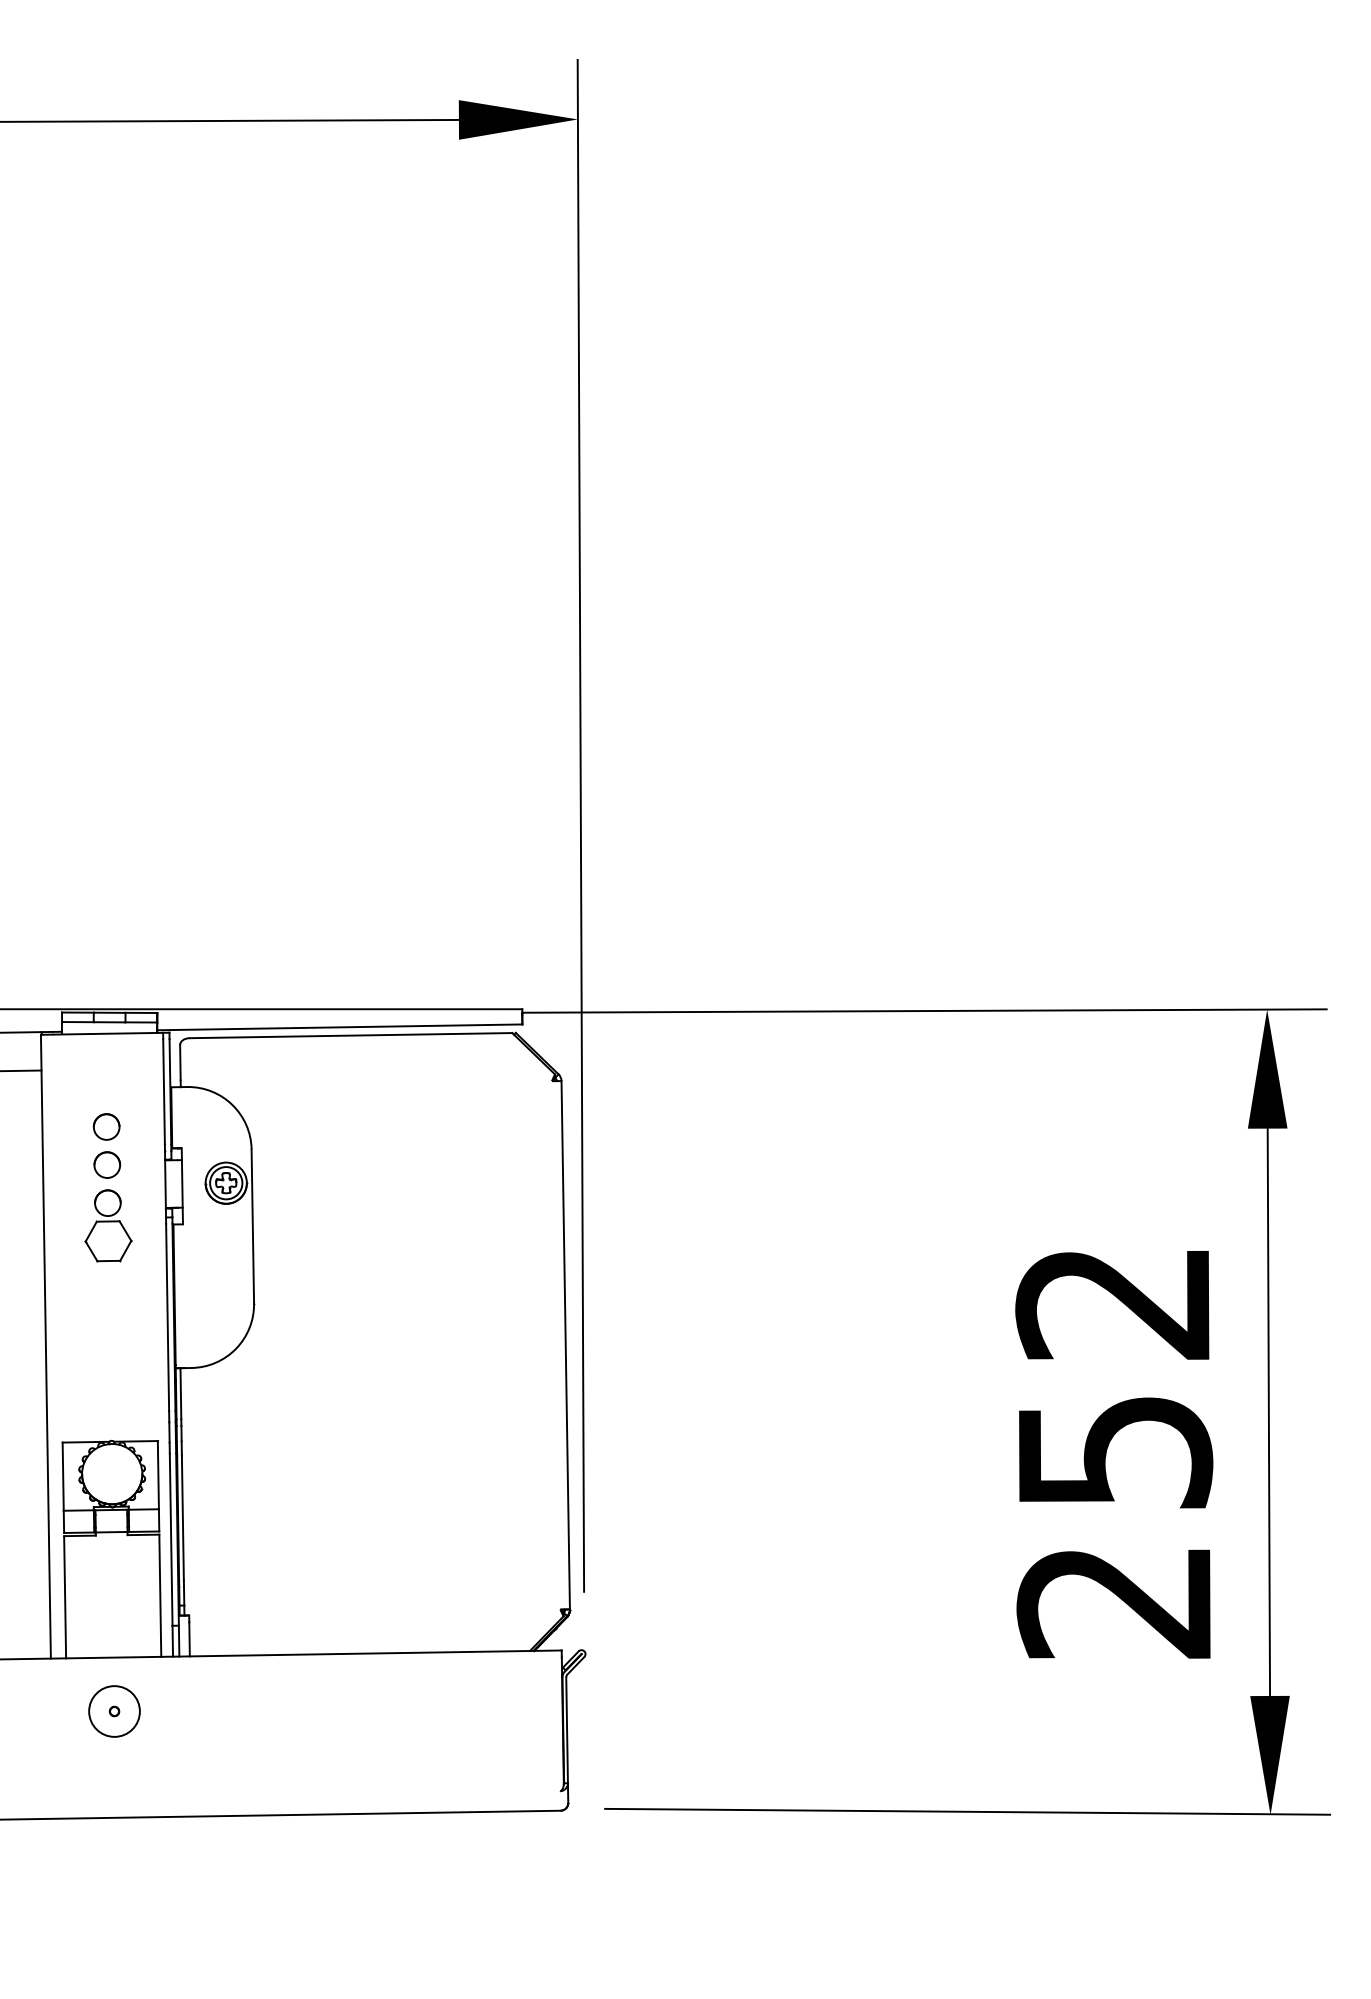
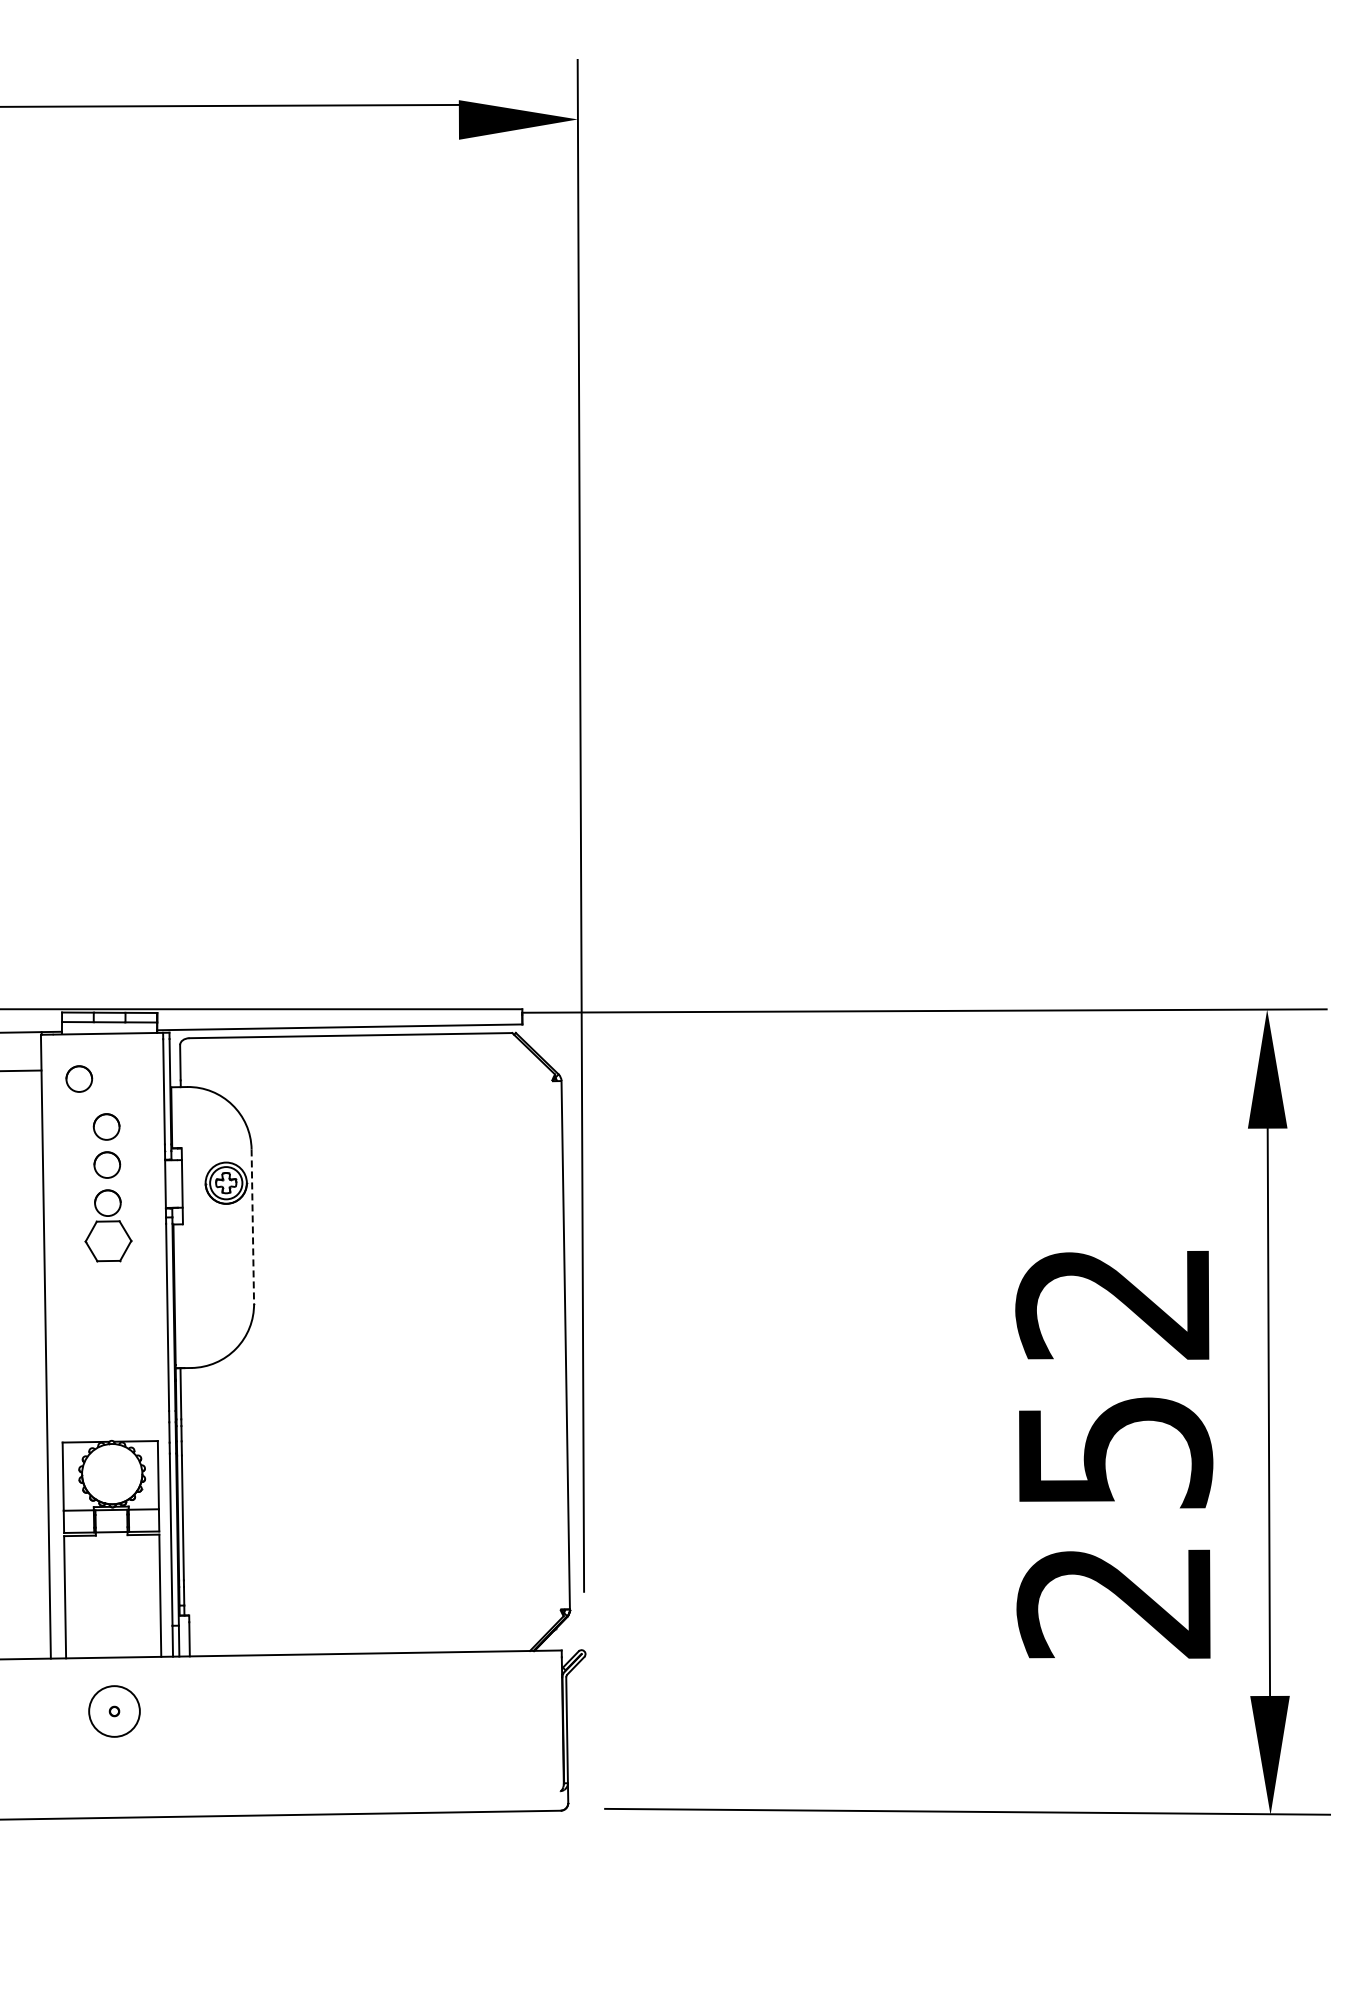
line position: (230, 120) -> (230, 105) (230, 105)
part: none -> present (79, 1078)
line: solid -> dashed (252, 1226)
